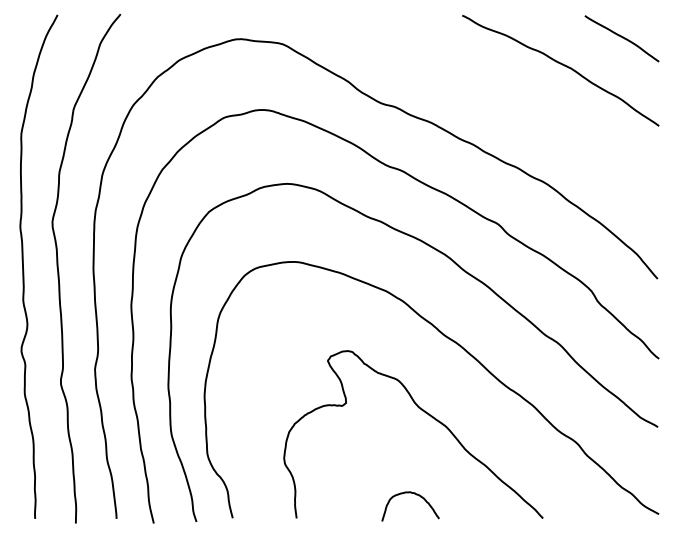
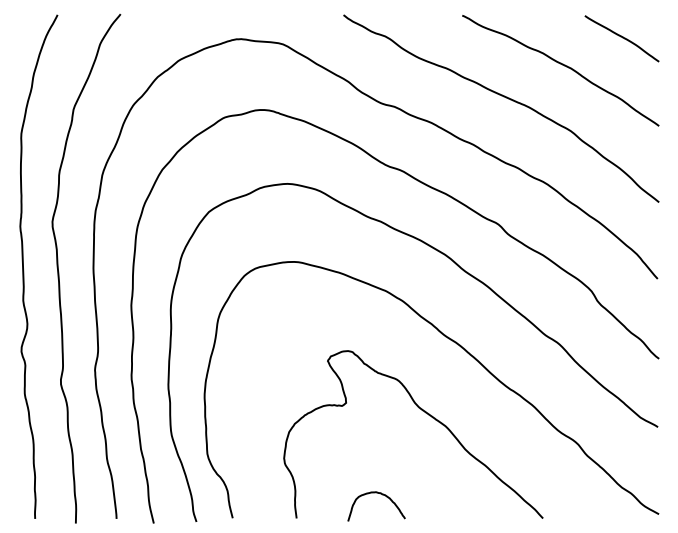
curve: none -> present (503, 97)
curve position: (416, 495) -> (382, 495) (382, 495)
